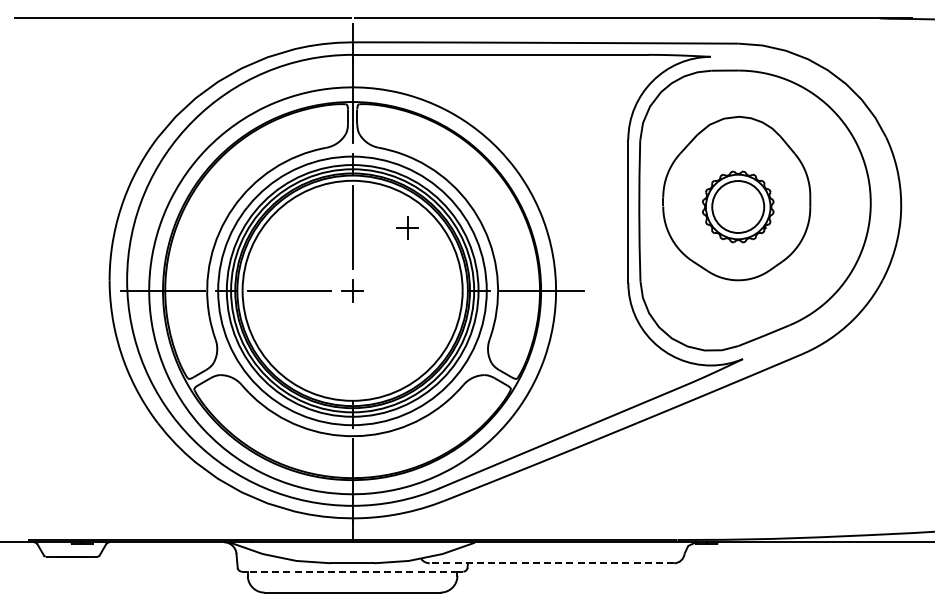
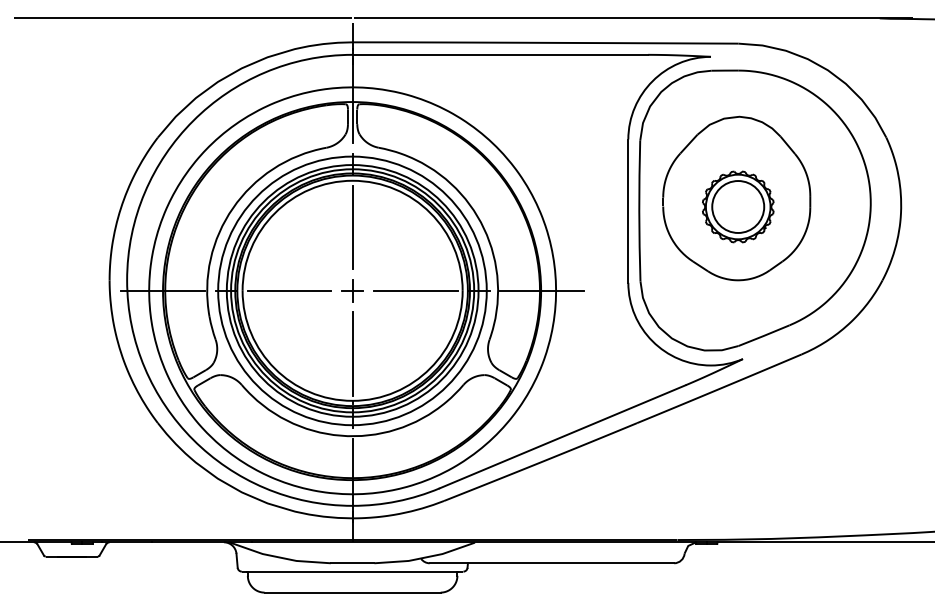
part: present -> none (407, 227)
line: none -> present (415, 290)
line: none -> present (352, 353)
line: dashed -> solid (551, 563)
line: dashed -> solid (352, 571)
